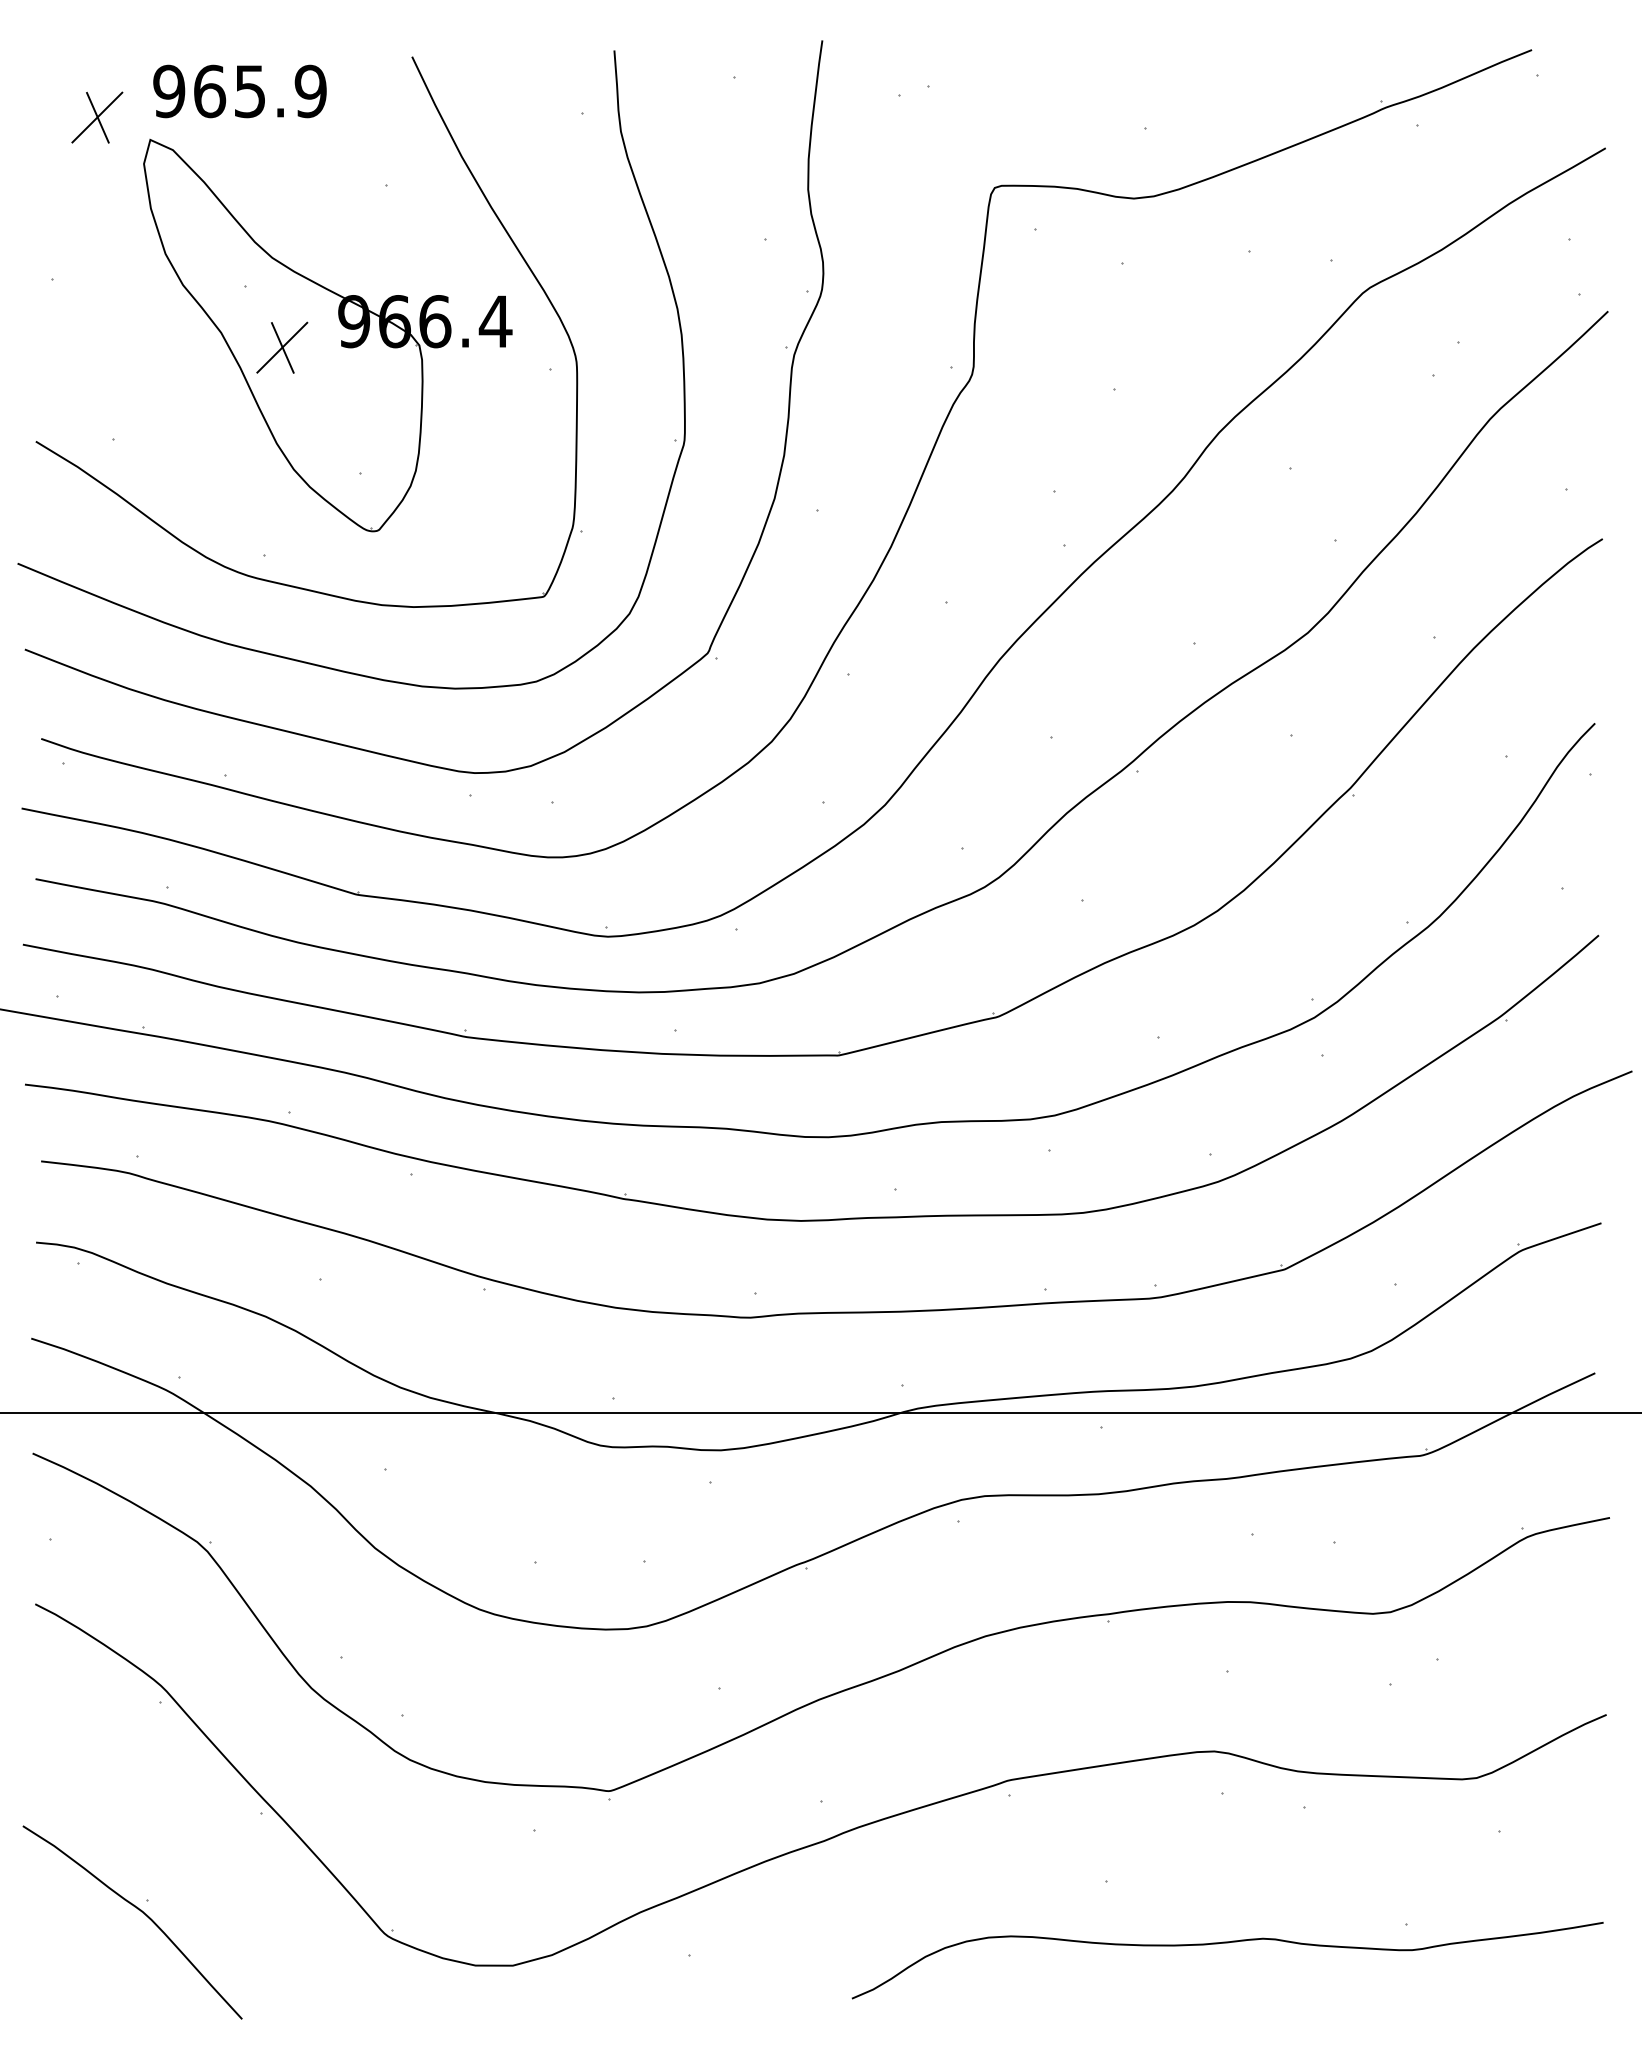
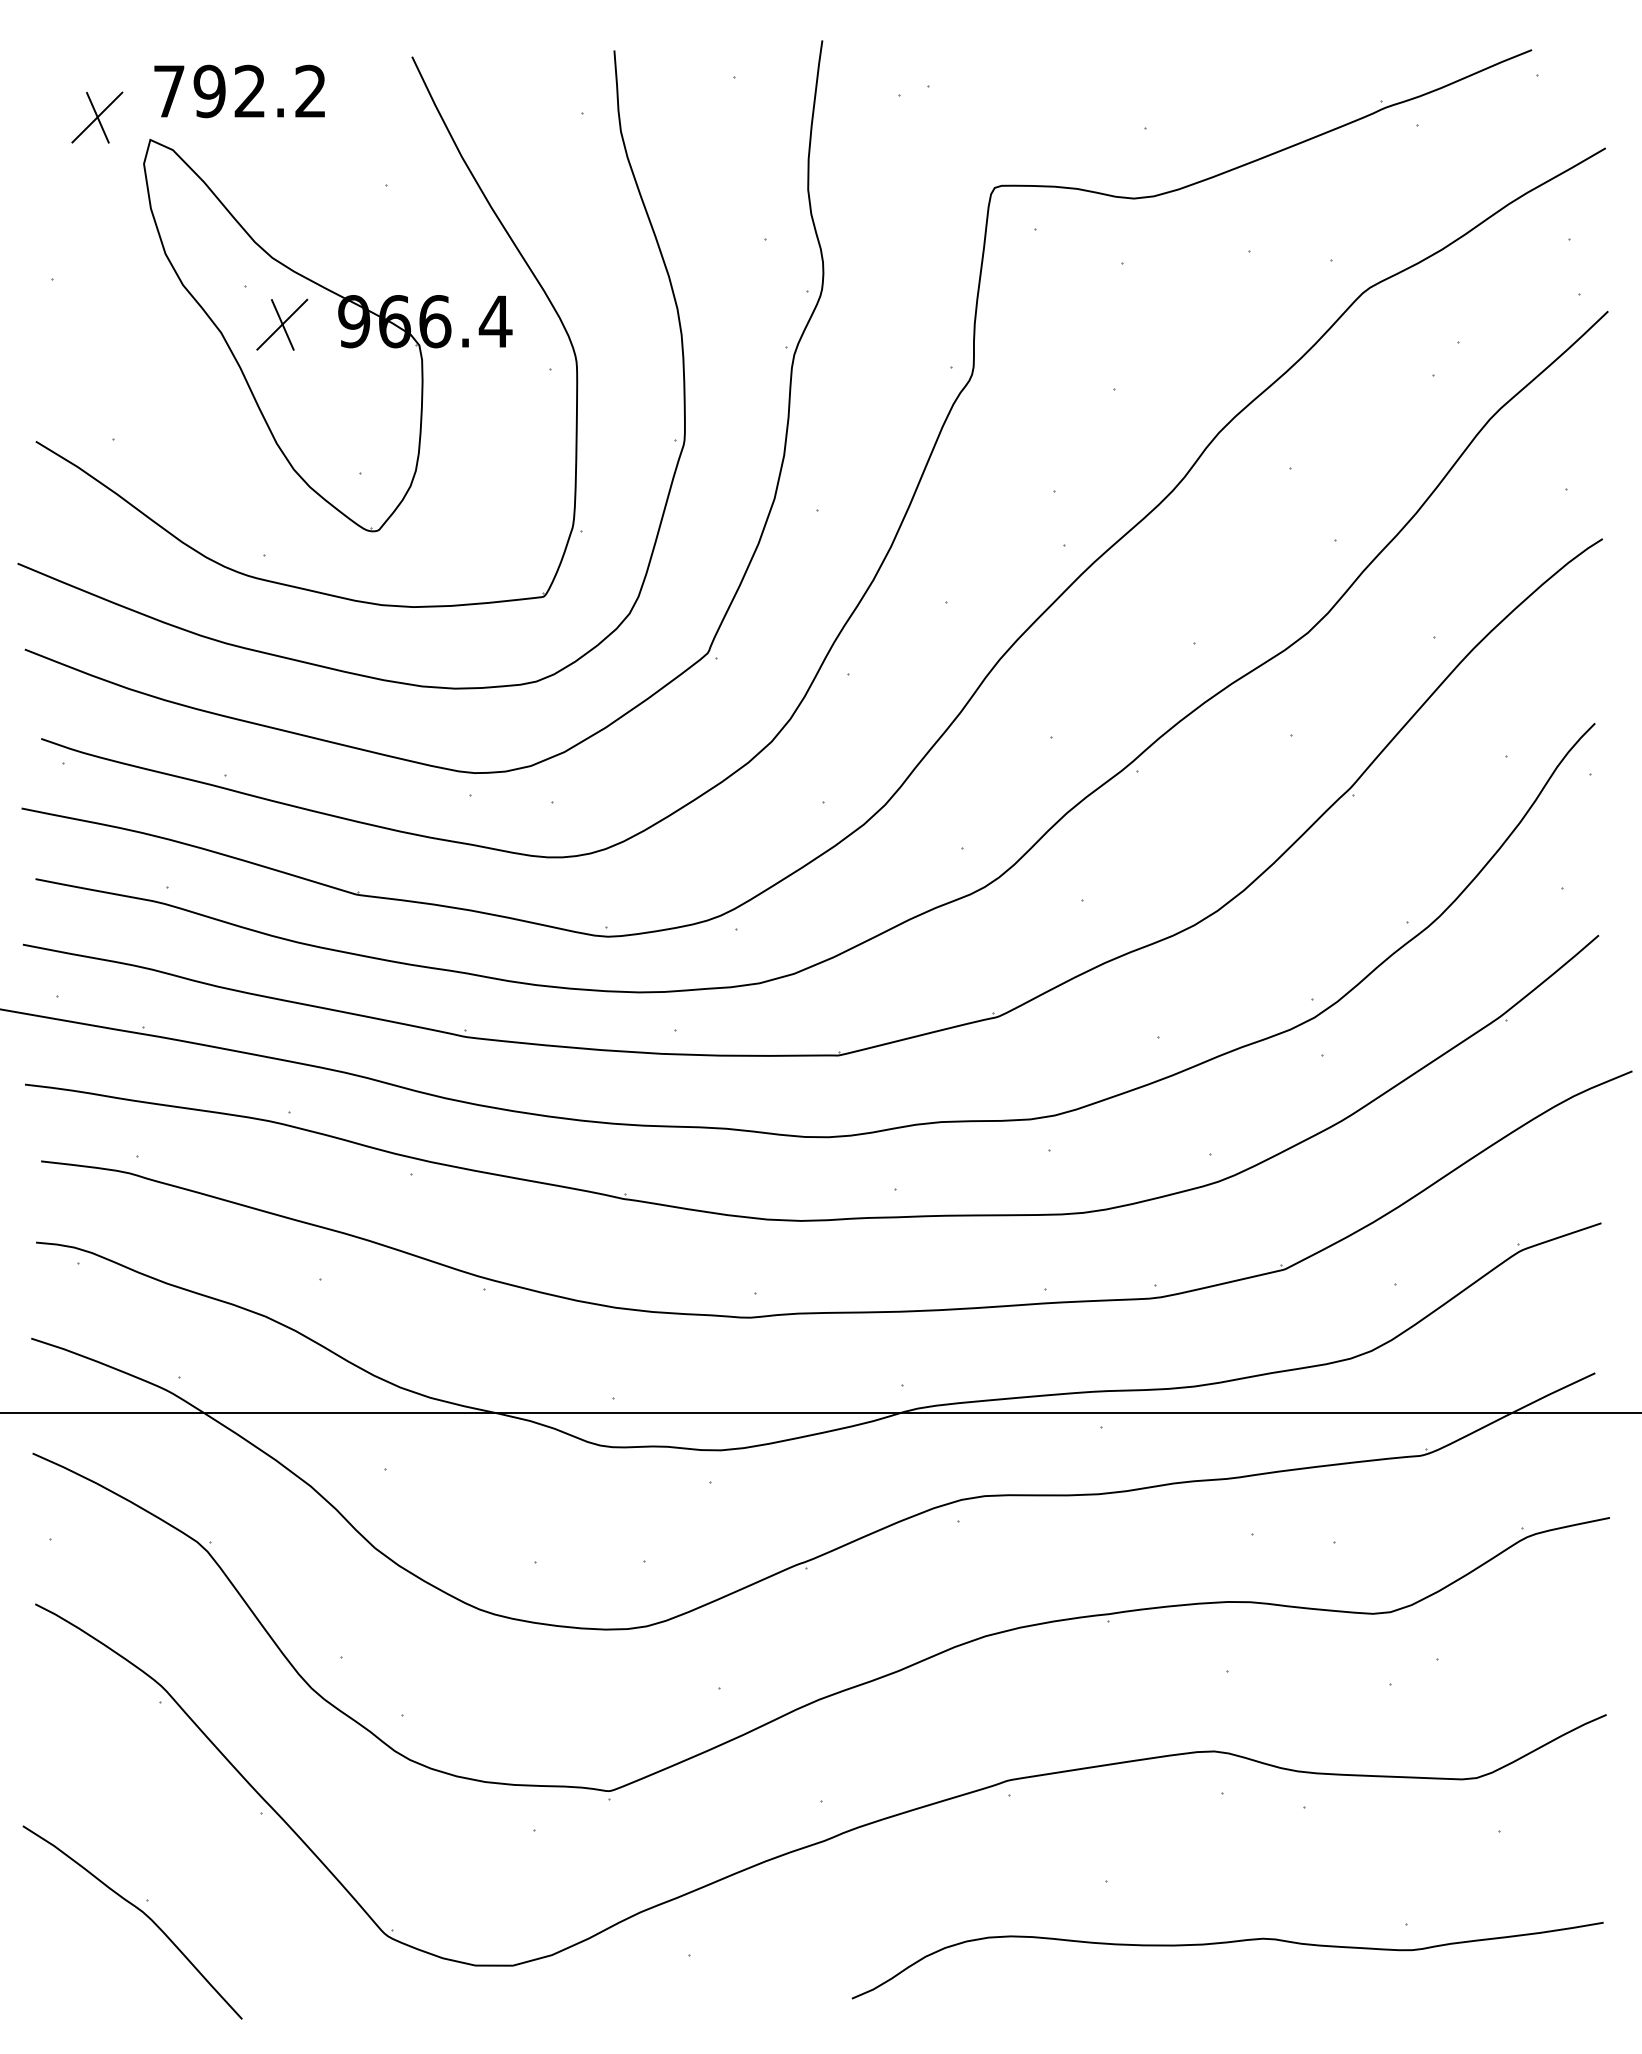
text: 965.9 -> 792.2 (239, 91)
part position: (282, 347) -> (282, 324) (282, 324)
